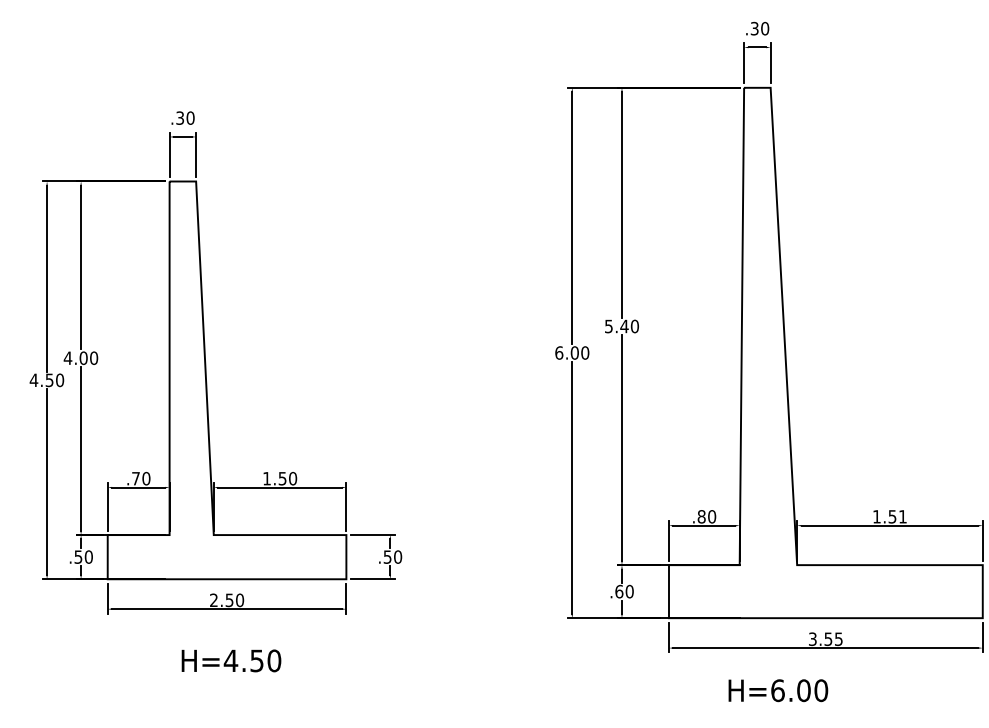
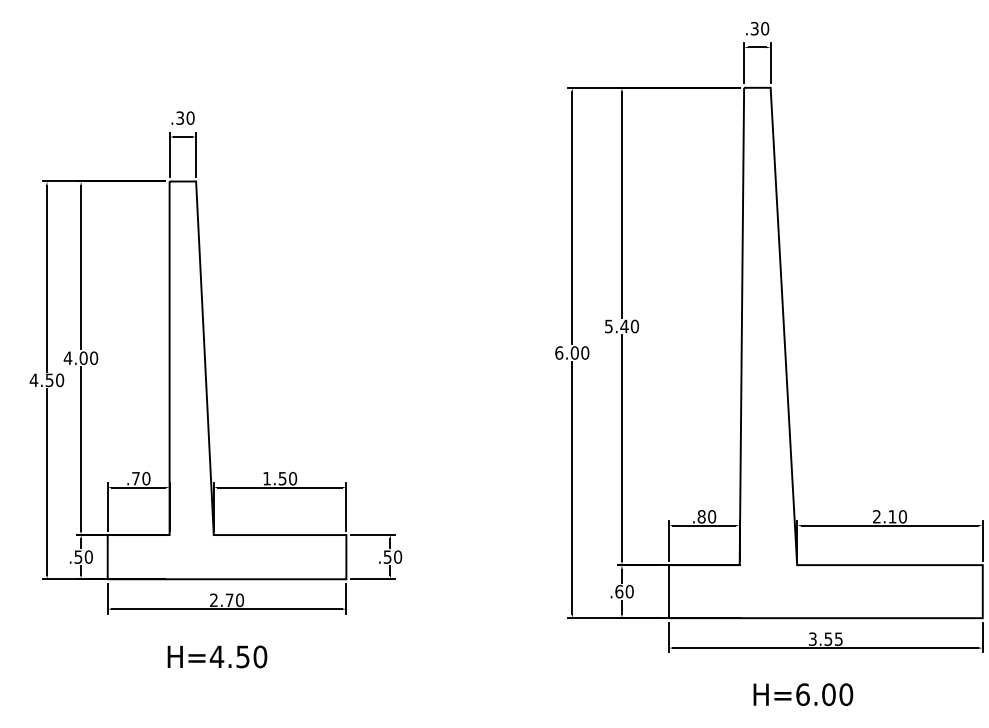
text: 1.51 -> 2.10 (889, 516)
text: 2.50 -> 2.70 (229, 600)
text position: (231, 660) -> (217, 656) (217, 656)
text position: (778, 690) -> (803, 694) (803, 694)
